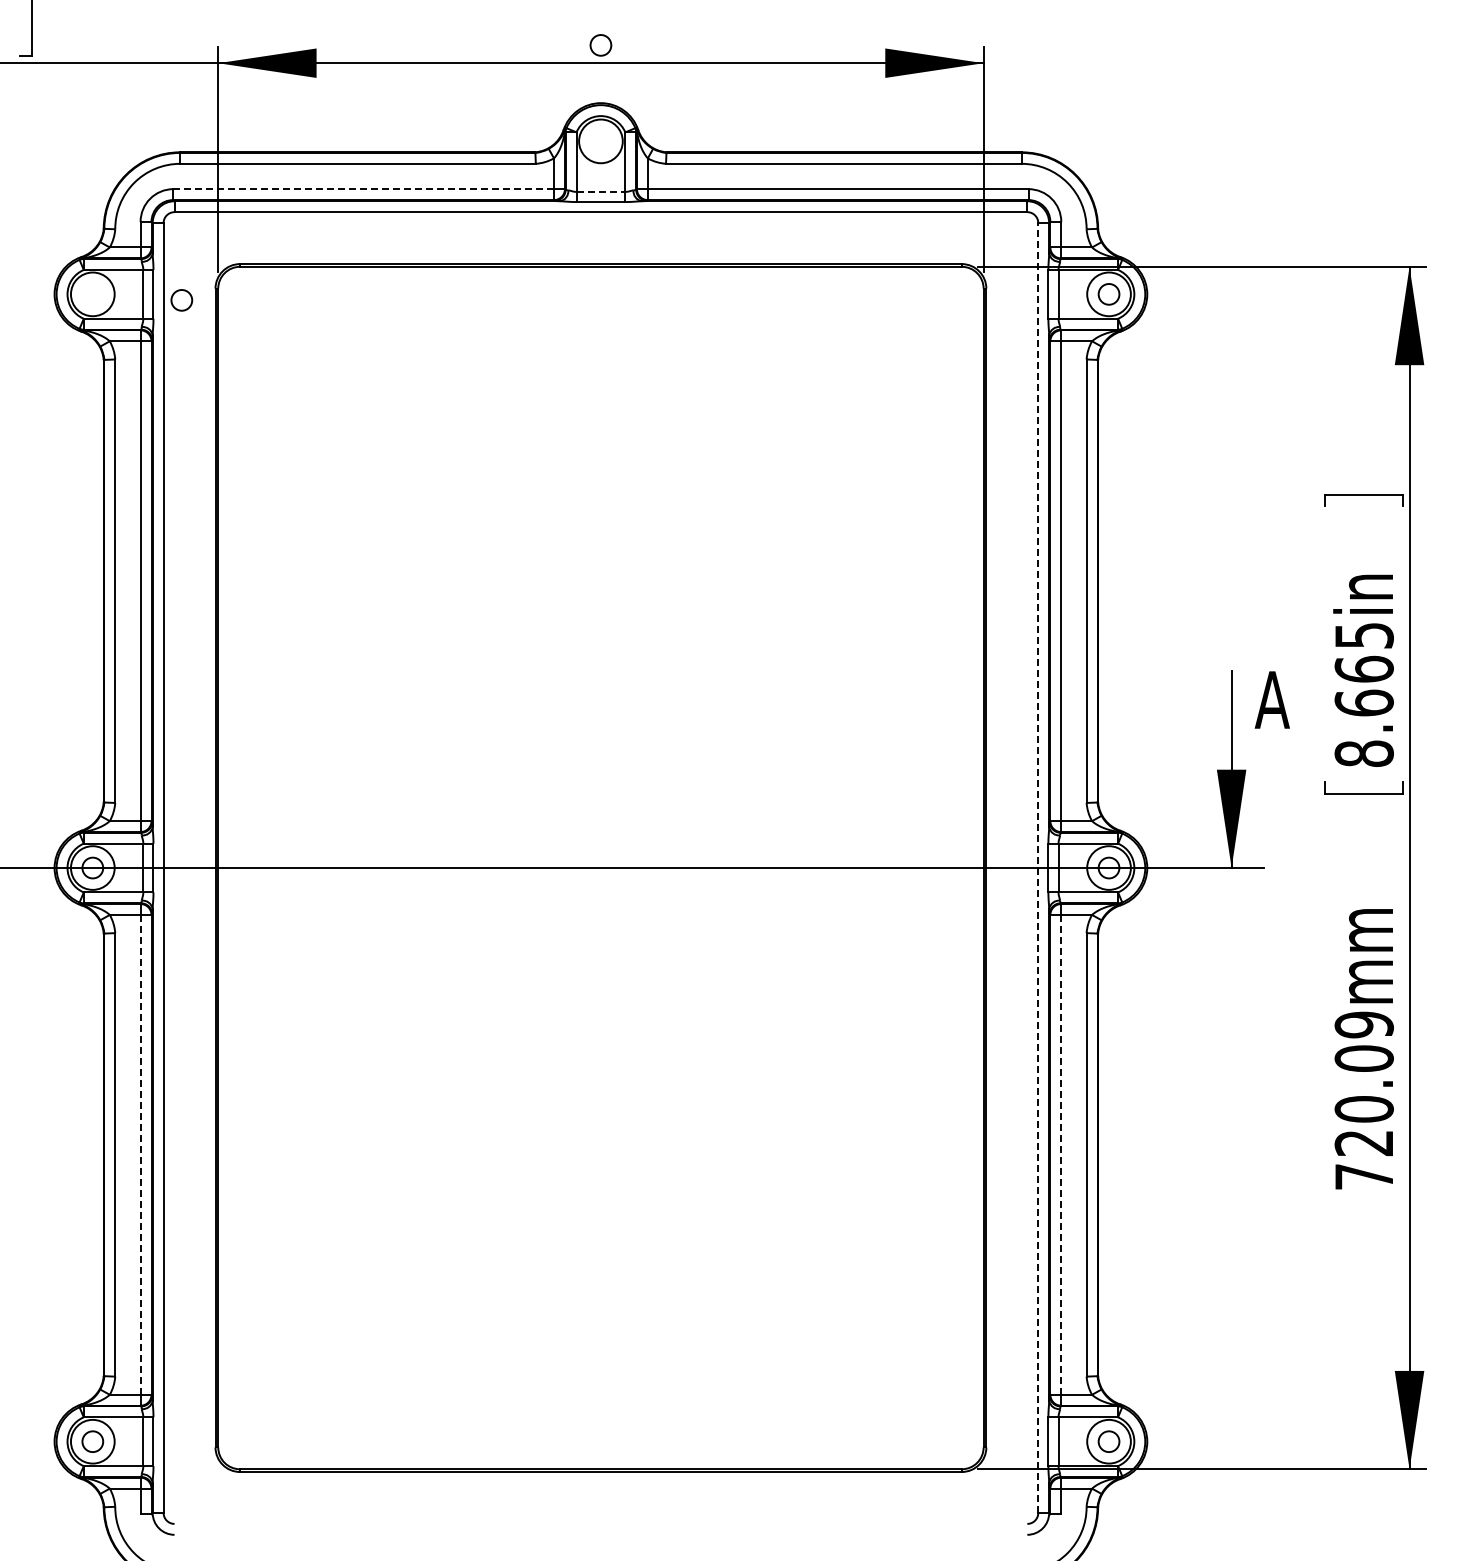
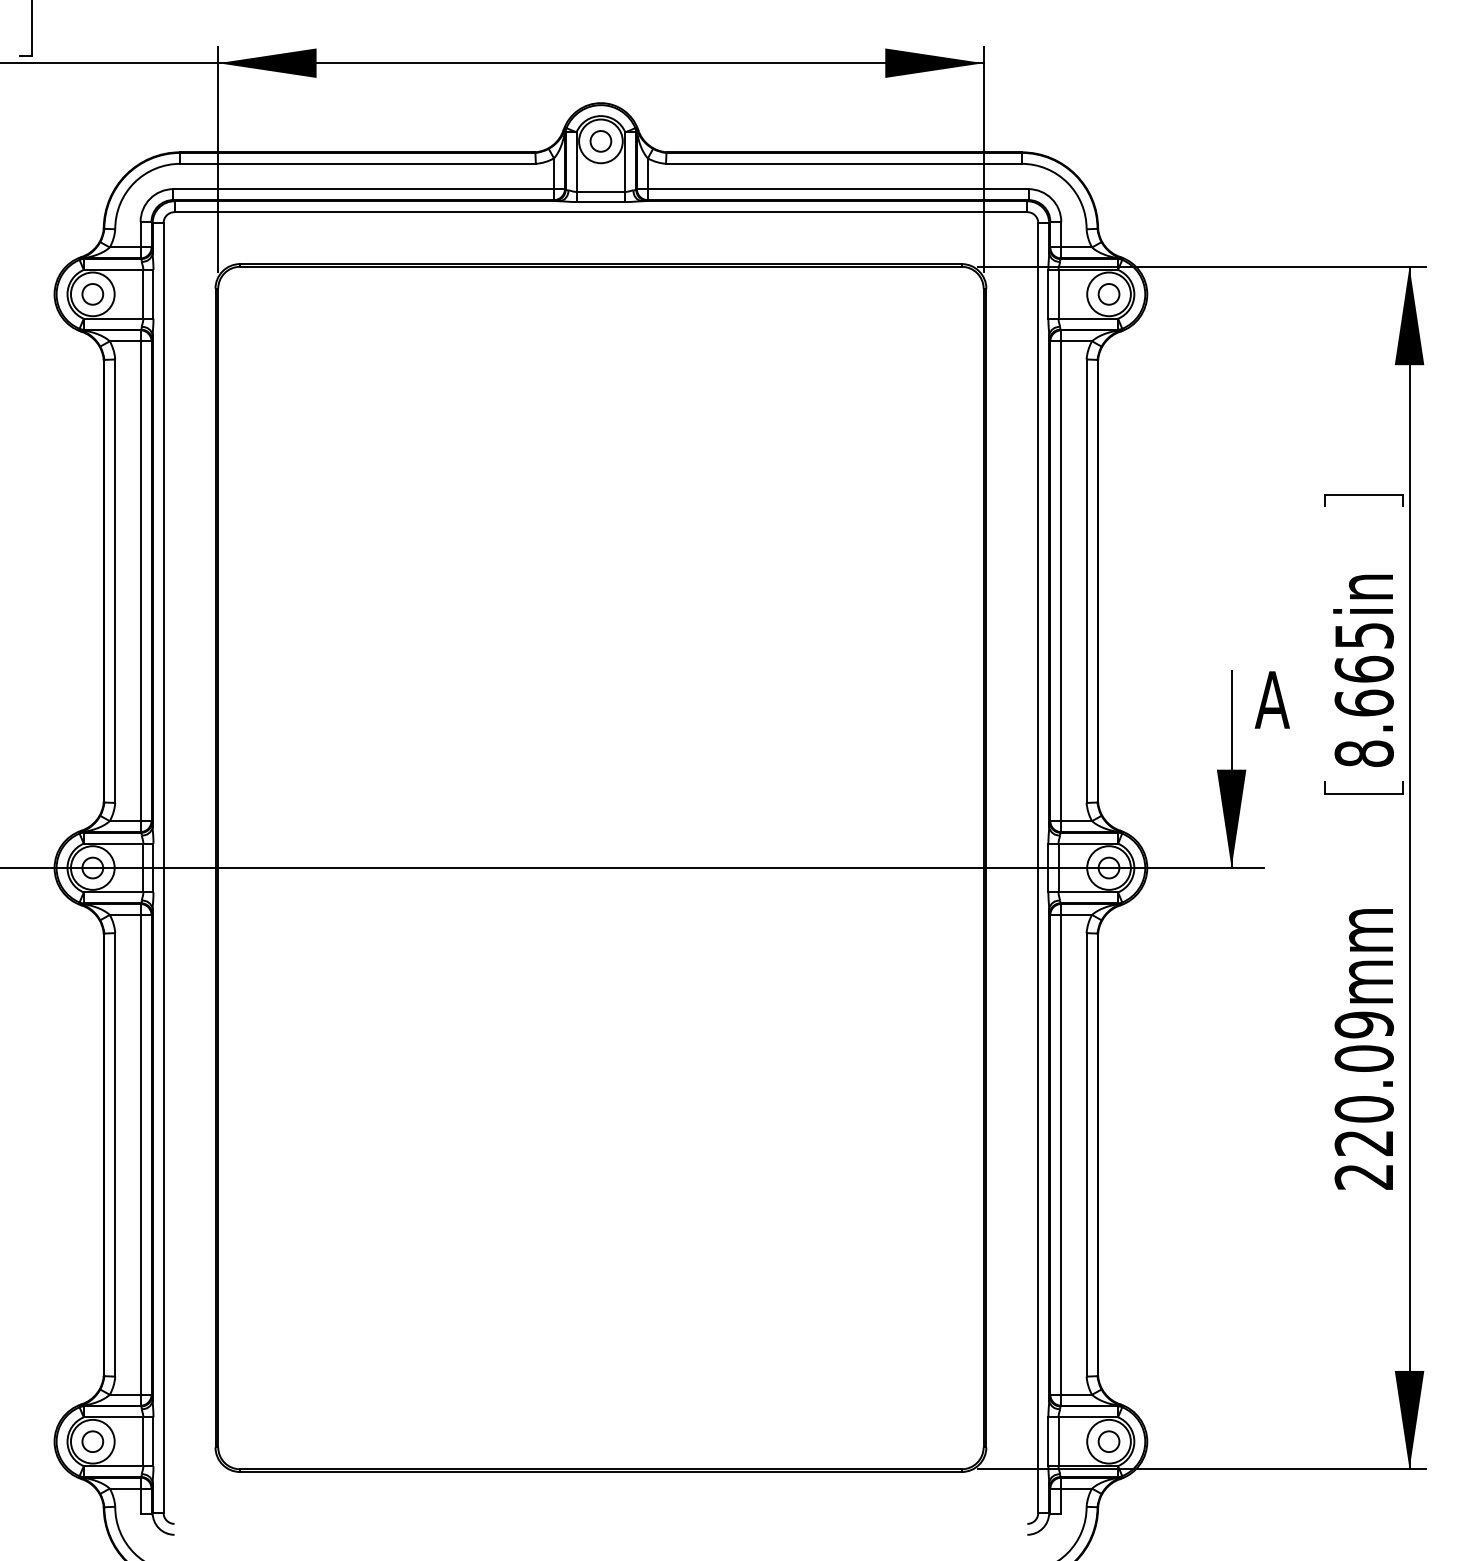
circle position: (600, 45) -> (600, 141) (600, 141)
line: dashed -> solid (364, 189)
line: dashed -> solid (601, 191)
circle position: (181, 300) -> (92, 294) (92, 294)
line: dashed -> solid (1038, 868)
line: dashed -> solid (140, 1154)
line: dashed -> solid (1061, 1154)
text: 720.09mm -> 220.09mm (1363, 1176)
